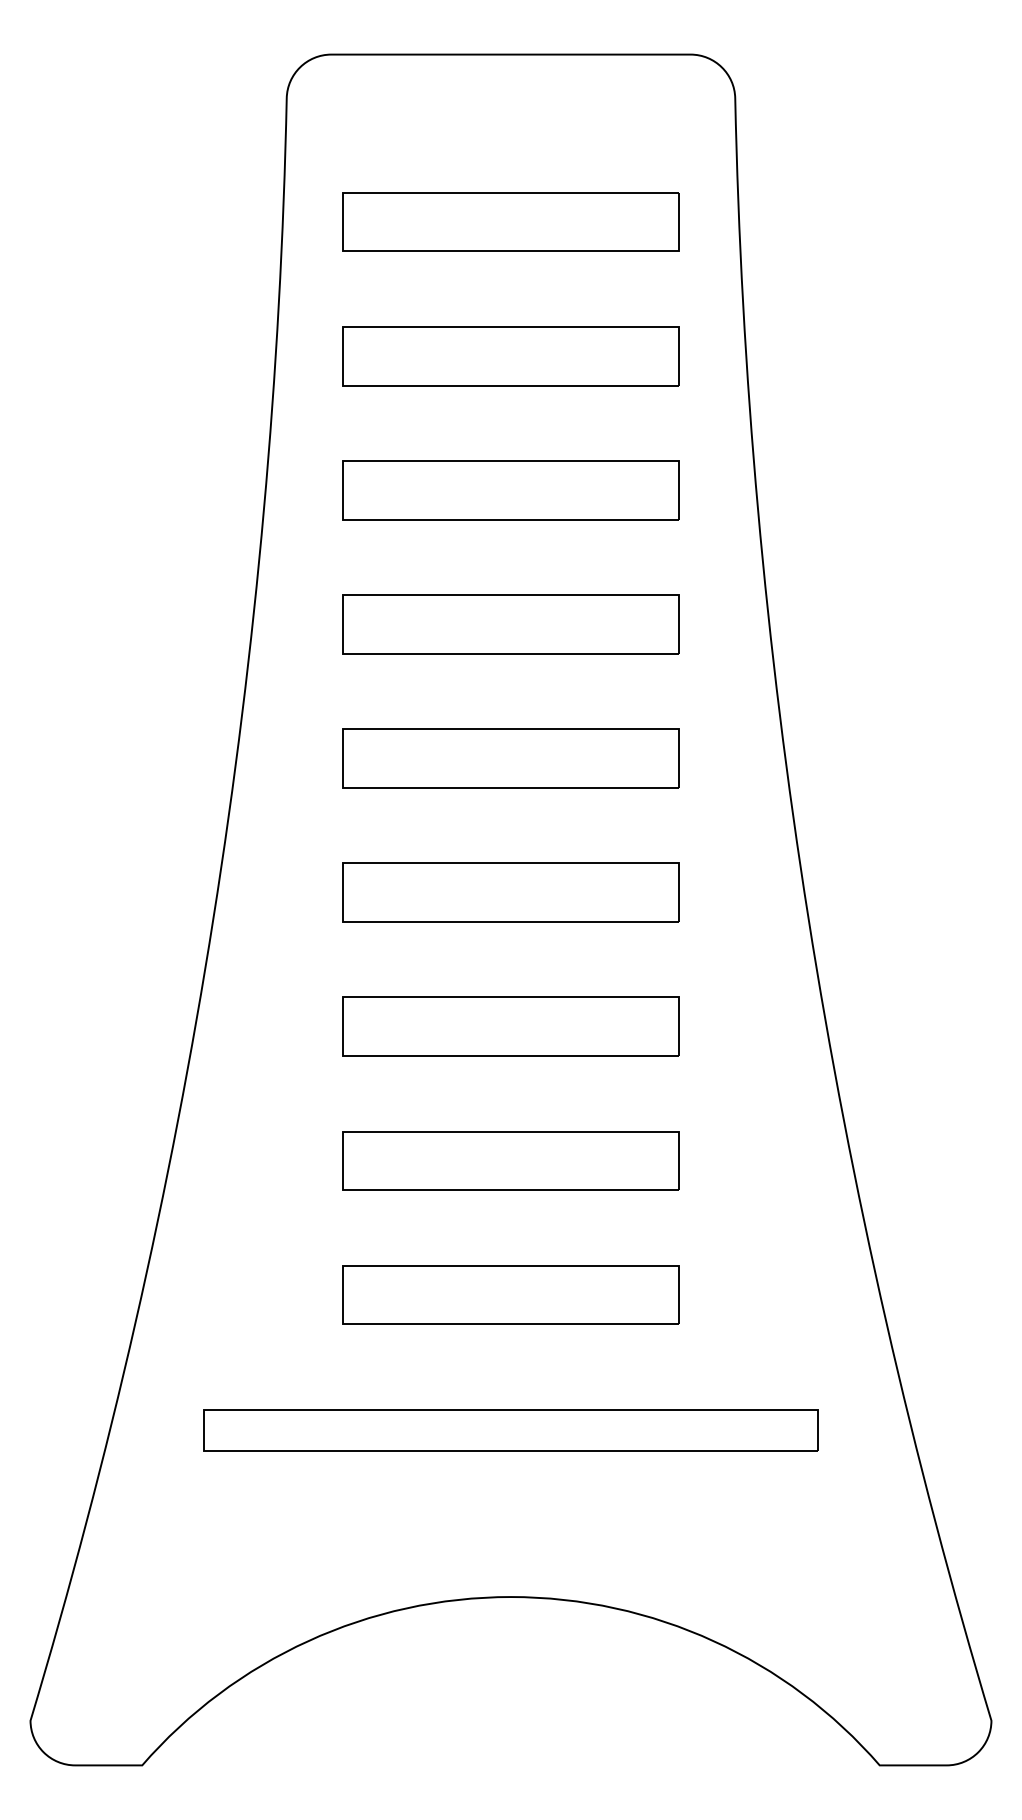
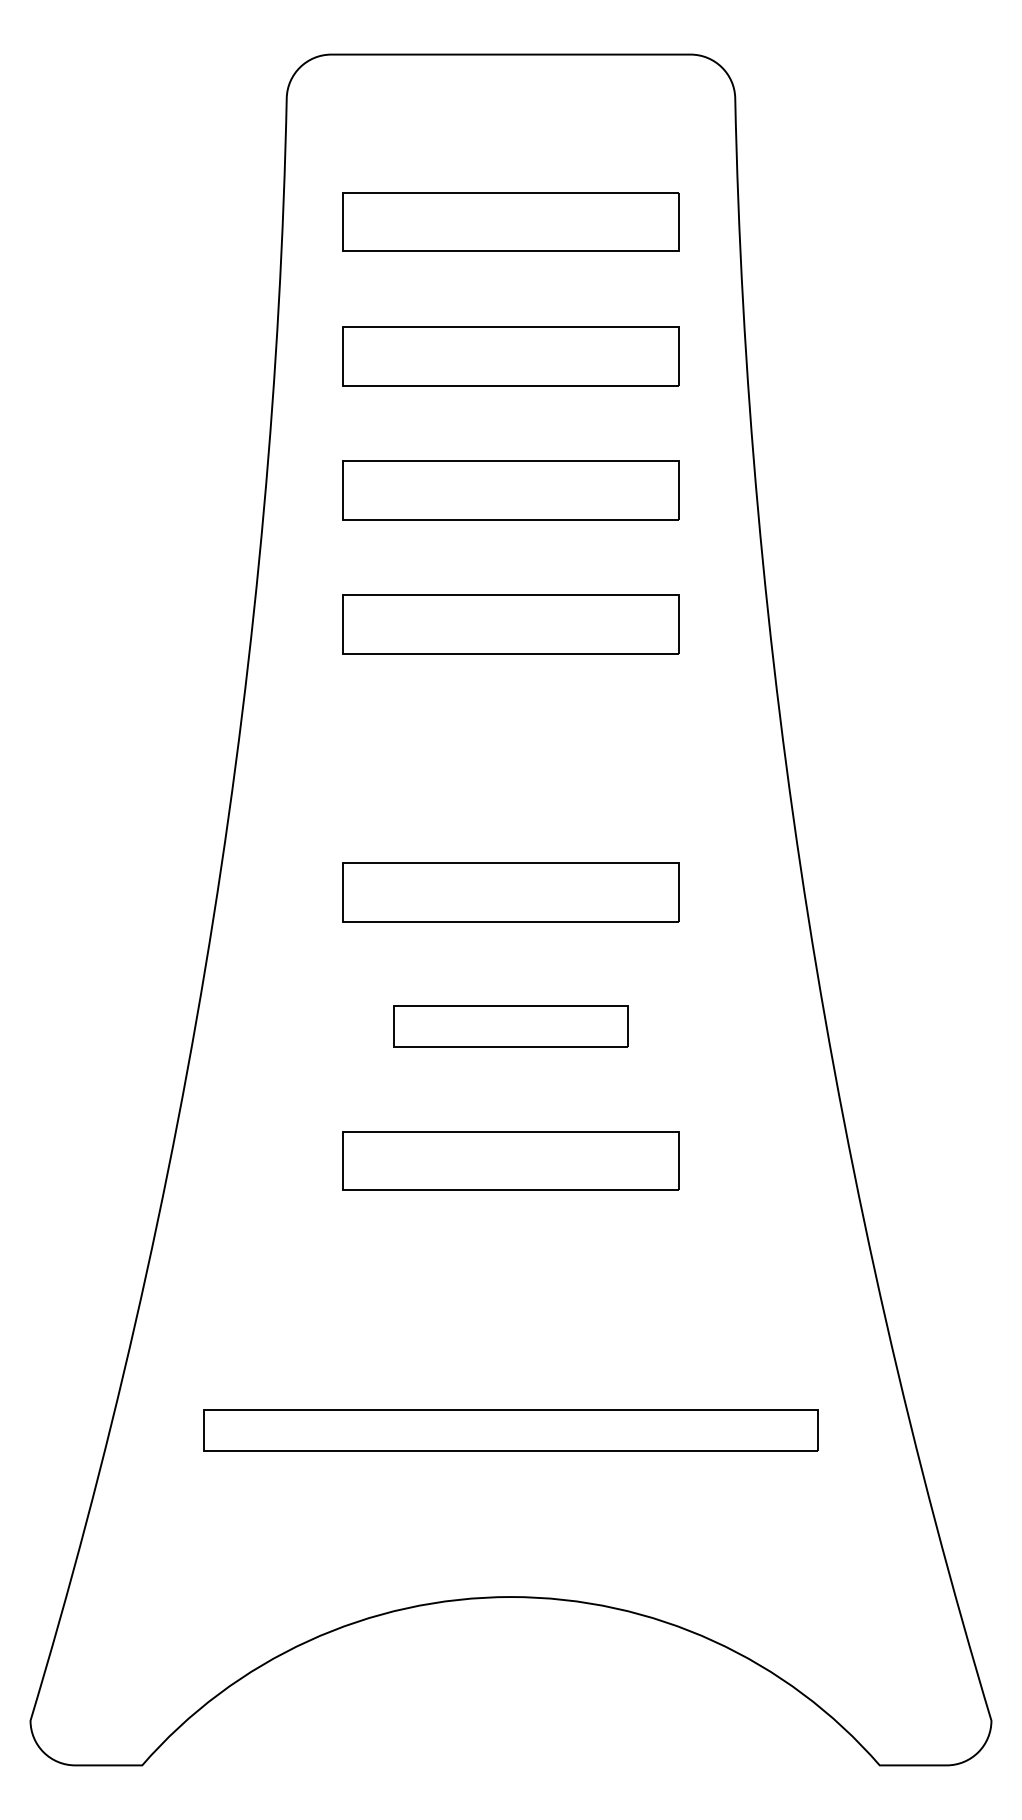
part: present -> none (510, 758)
part size: 338x61 px -> 236x43 px (510, 1026)
part: present -> none (510, 1294)
